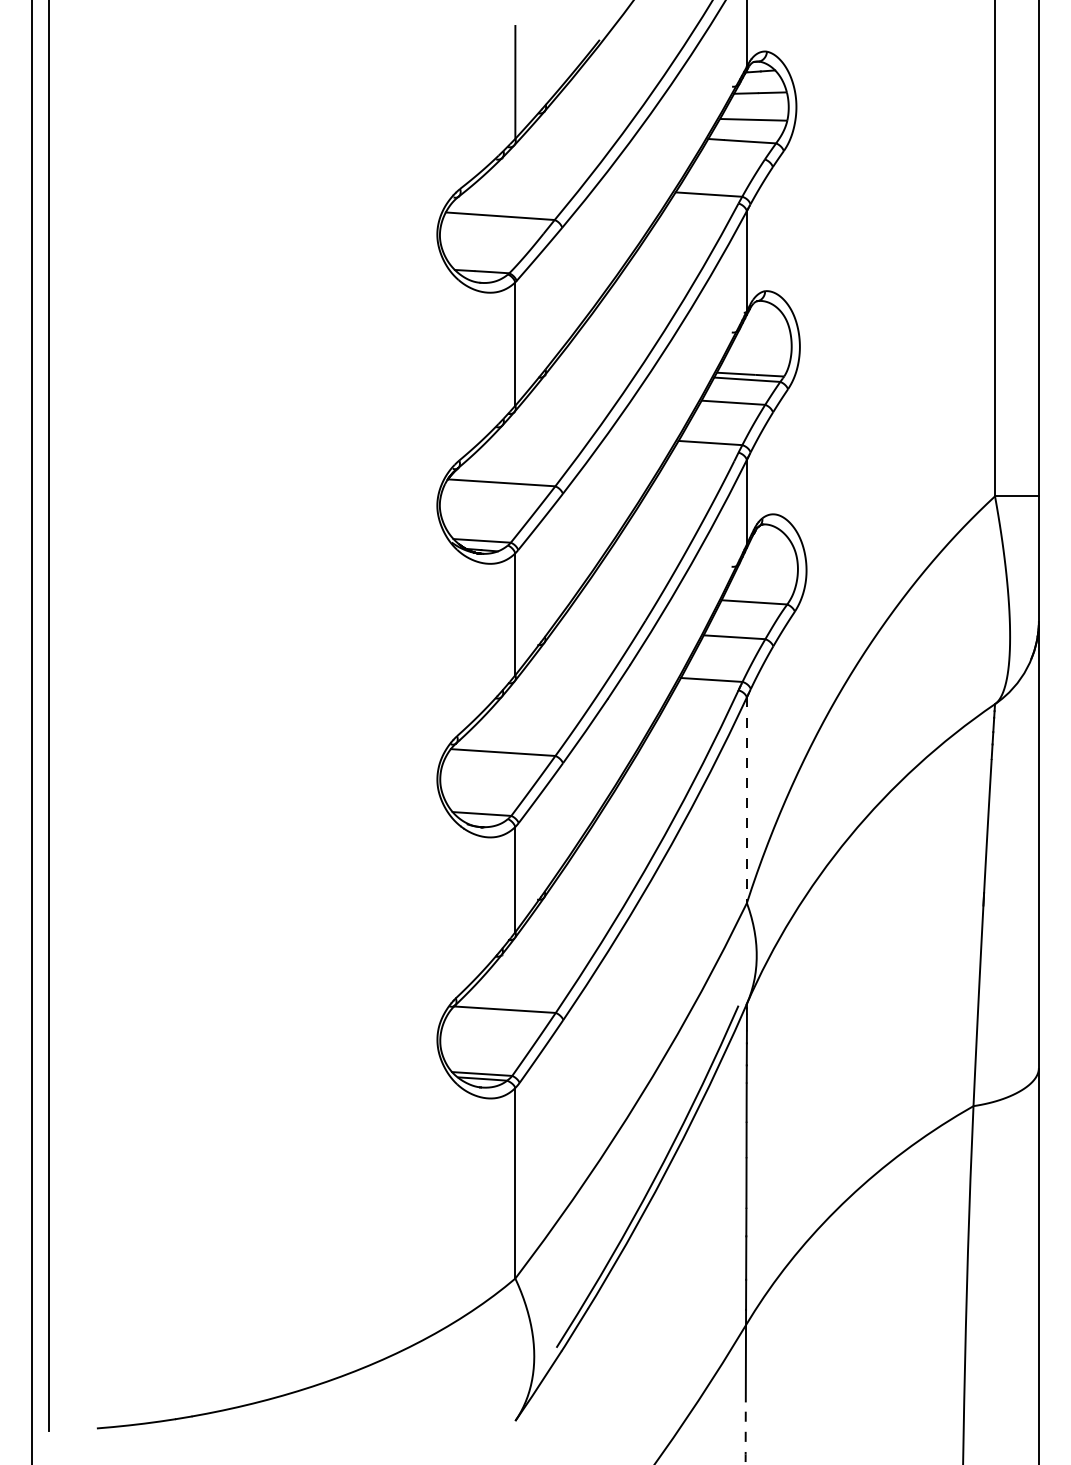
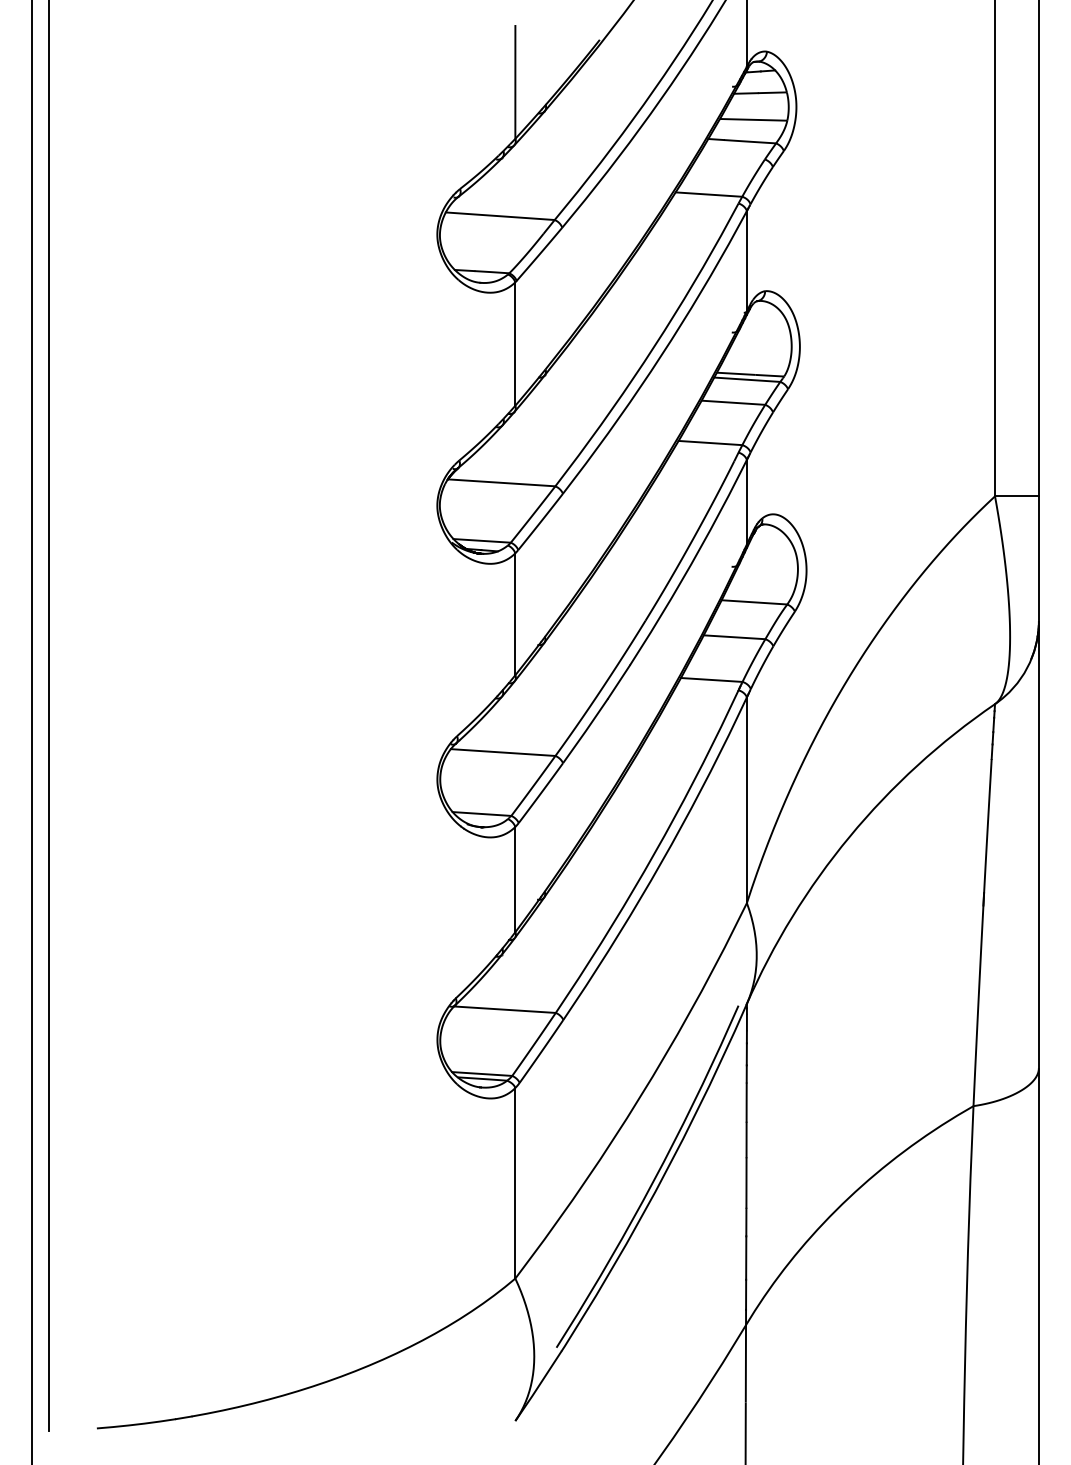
line: dashed -> solid (746, 800)
line: dashed -> solid (745, 1433)
